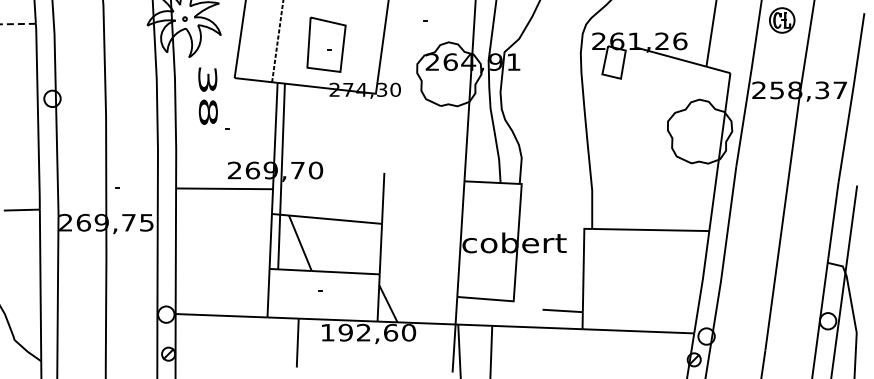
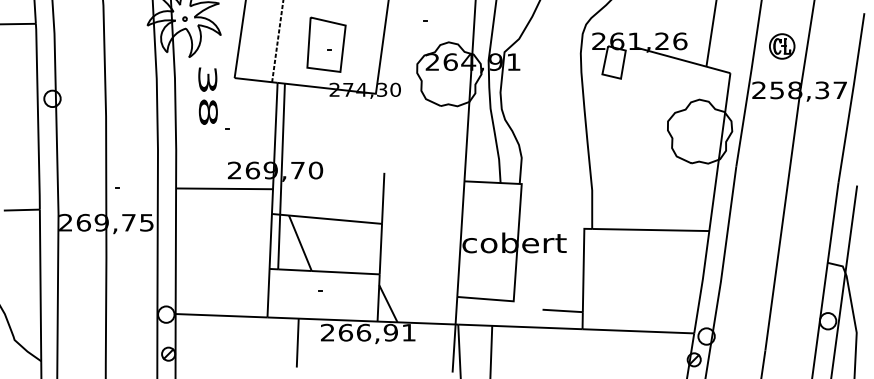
part position: (782, 20) -> (782, 46) (782, 46)
line: dashed -> solid (18, 24)
text: 192,60 -> 266,91 (368, 332)
